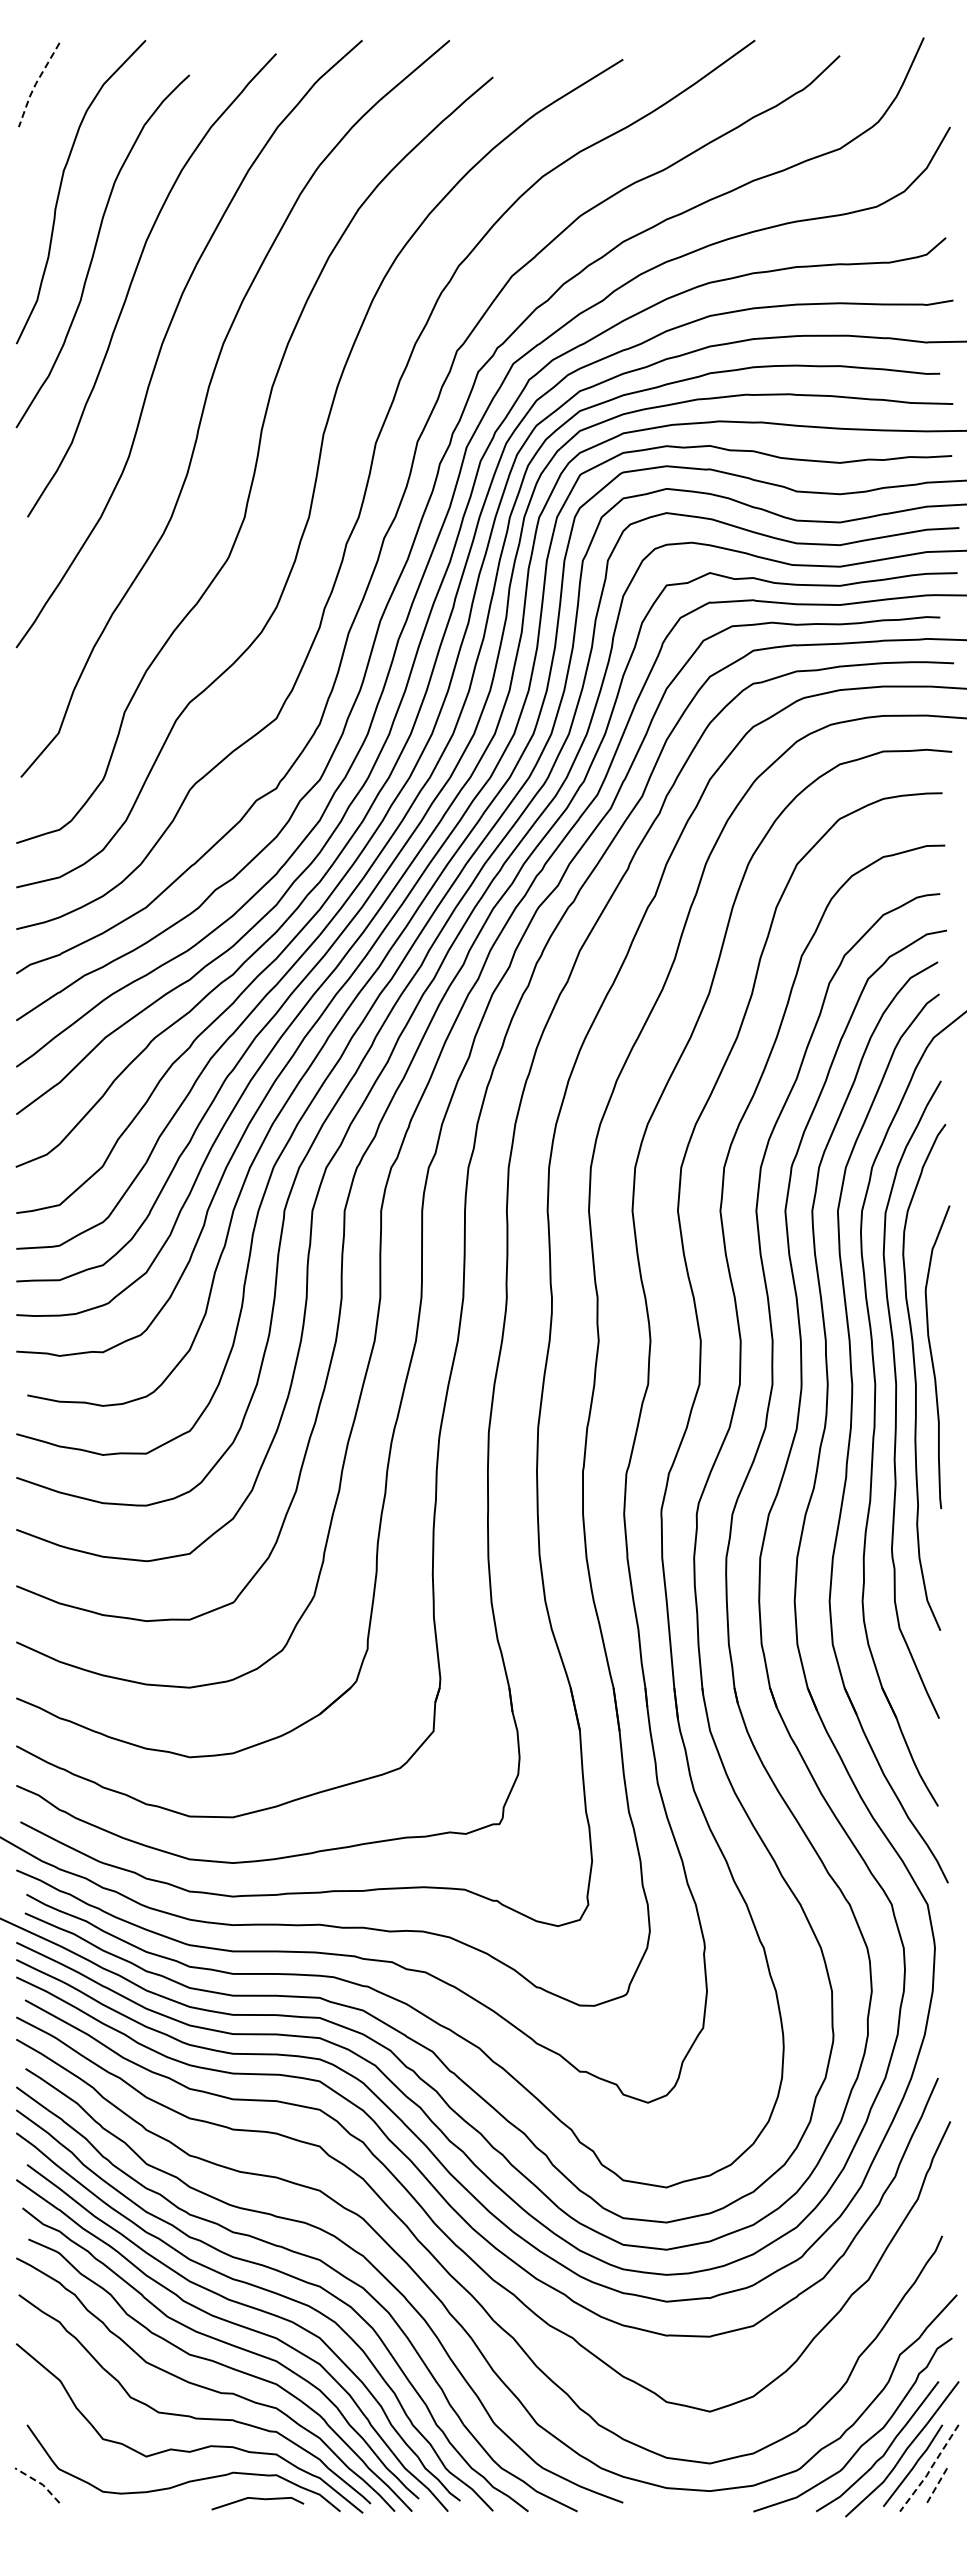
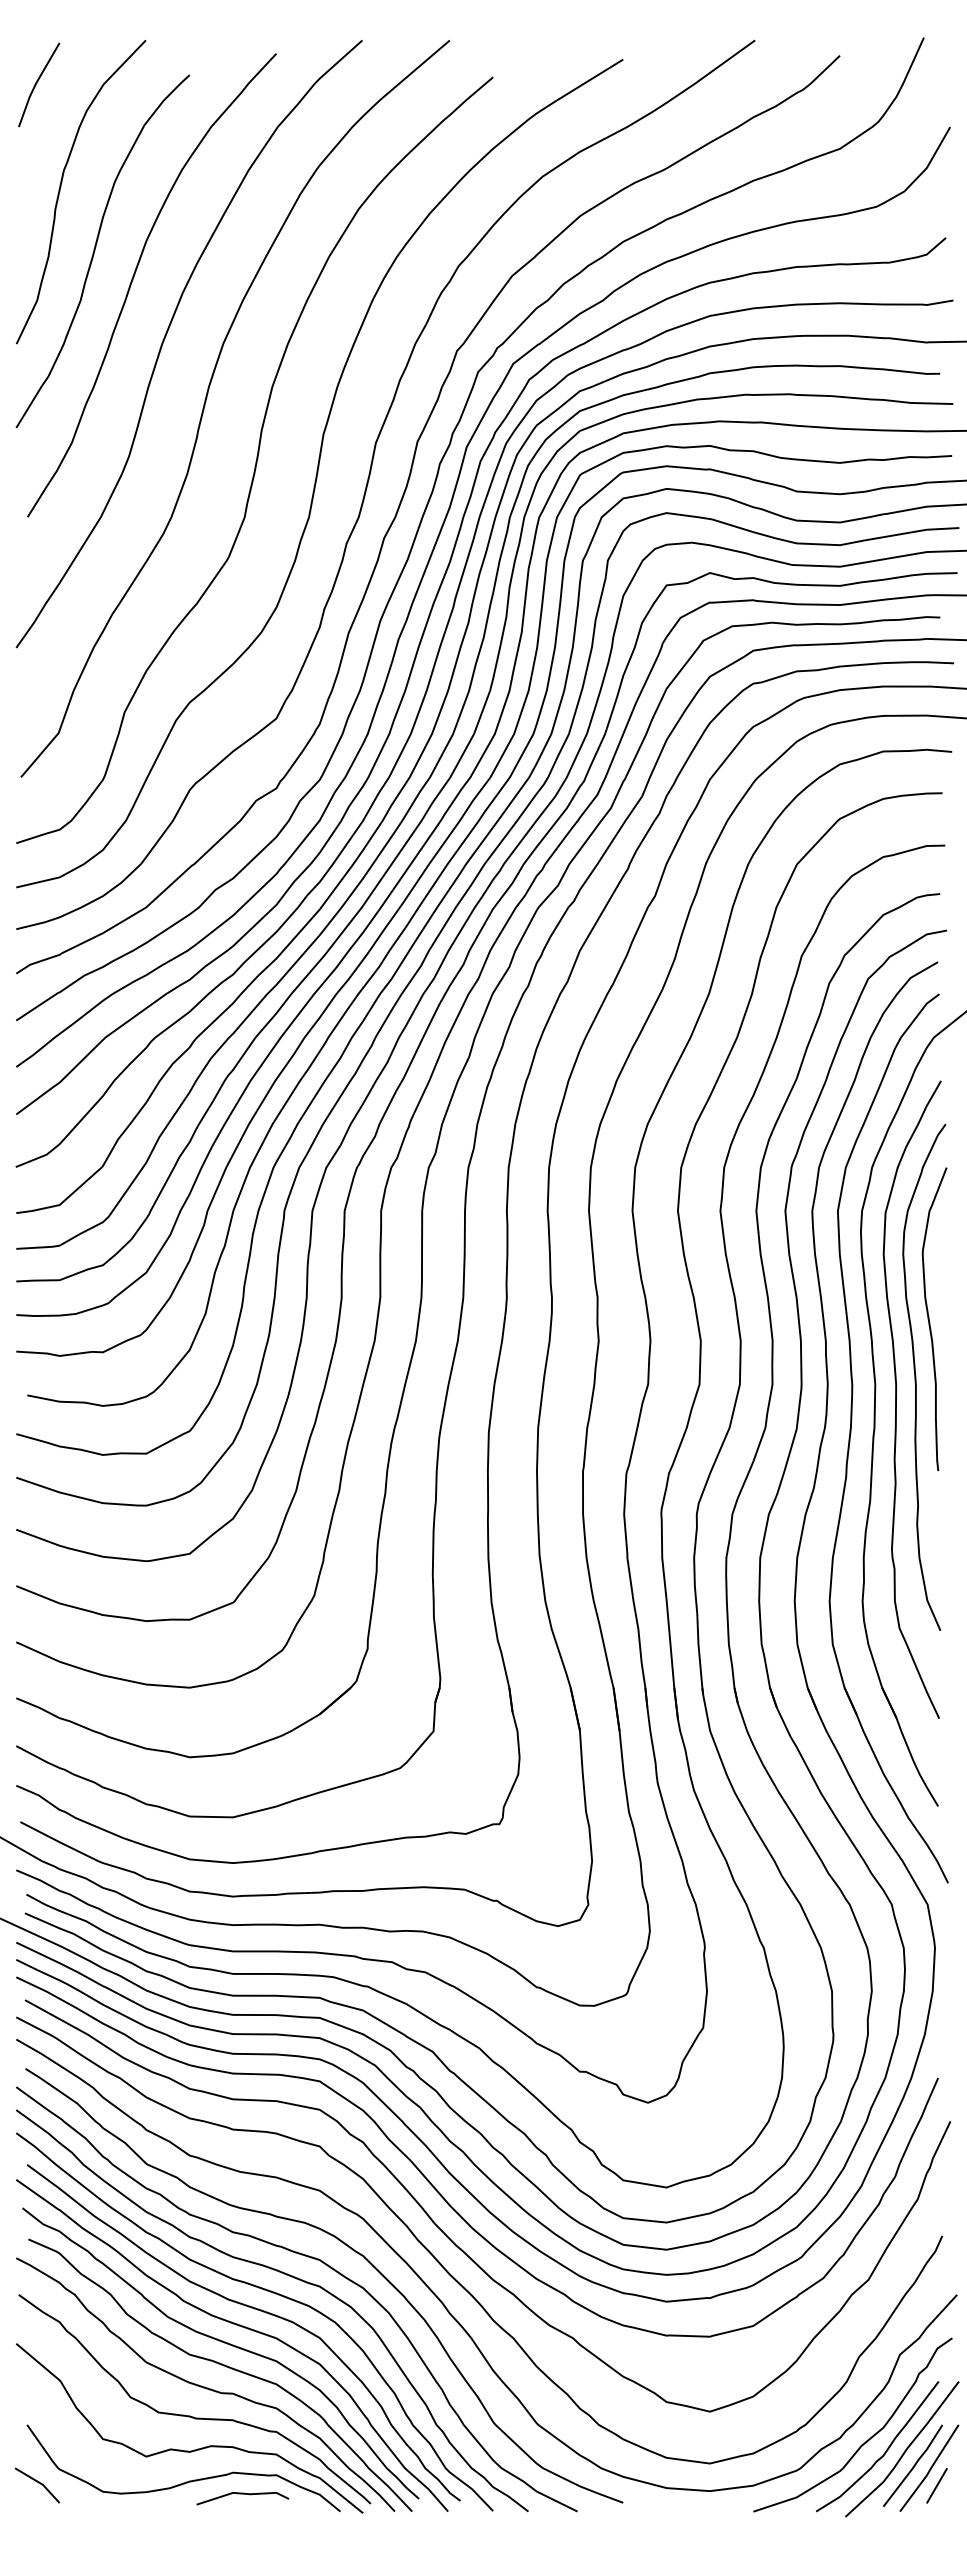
line: dashed -> solid (35, 83)
curve position: (932, 1356) -> (929, 1318) (929, 1318)
line: dashed -> solid (930, 2469)
line: dashed -> solid (39, 2482)
line: dashed -> solid (936, 2486)
line position: (257, 2499) -> (242, 2494) (242, 2494)
